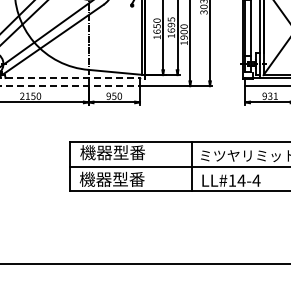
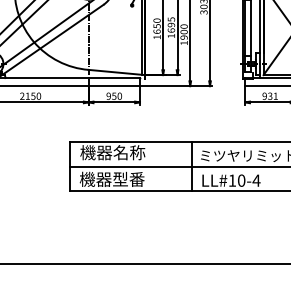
line: dashed -> solid (70, 78)
line: dashed -> solid (70, 86)
text: 機器型番 -> 機器名称 (129, 152)
text: LL#14-4 -> LL#10-4 (241, 180)
